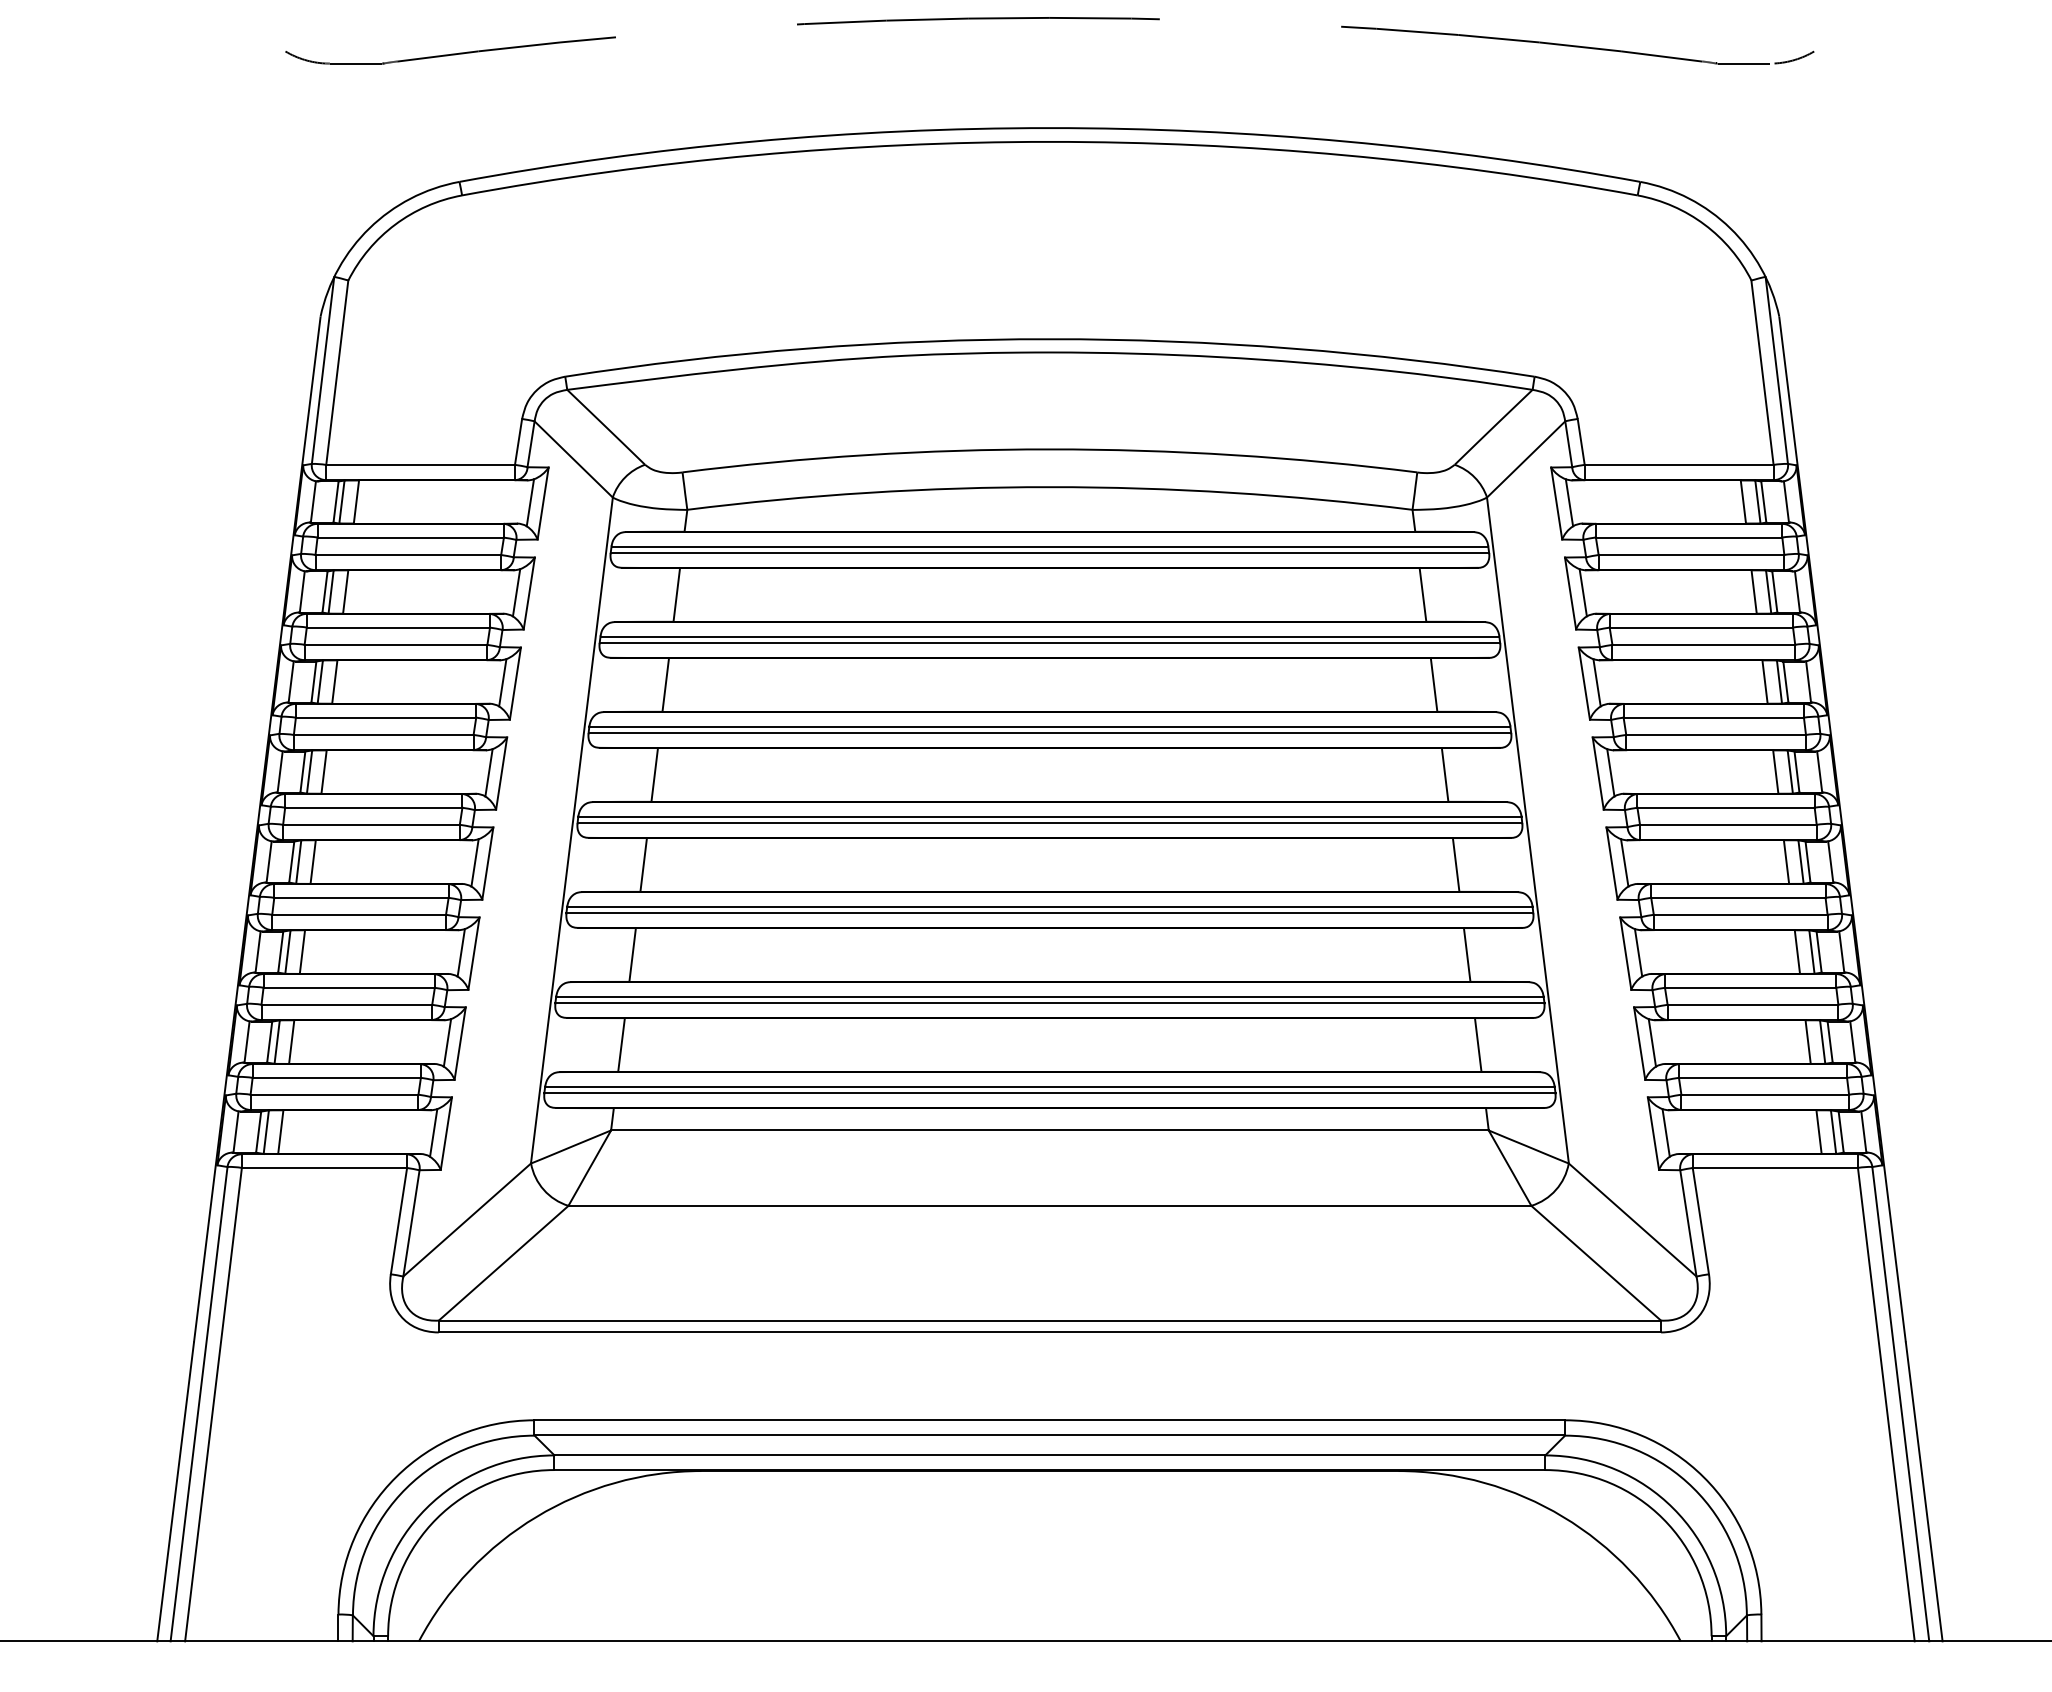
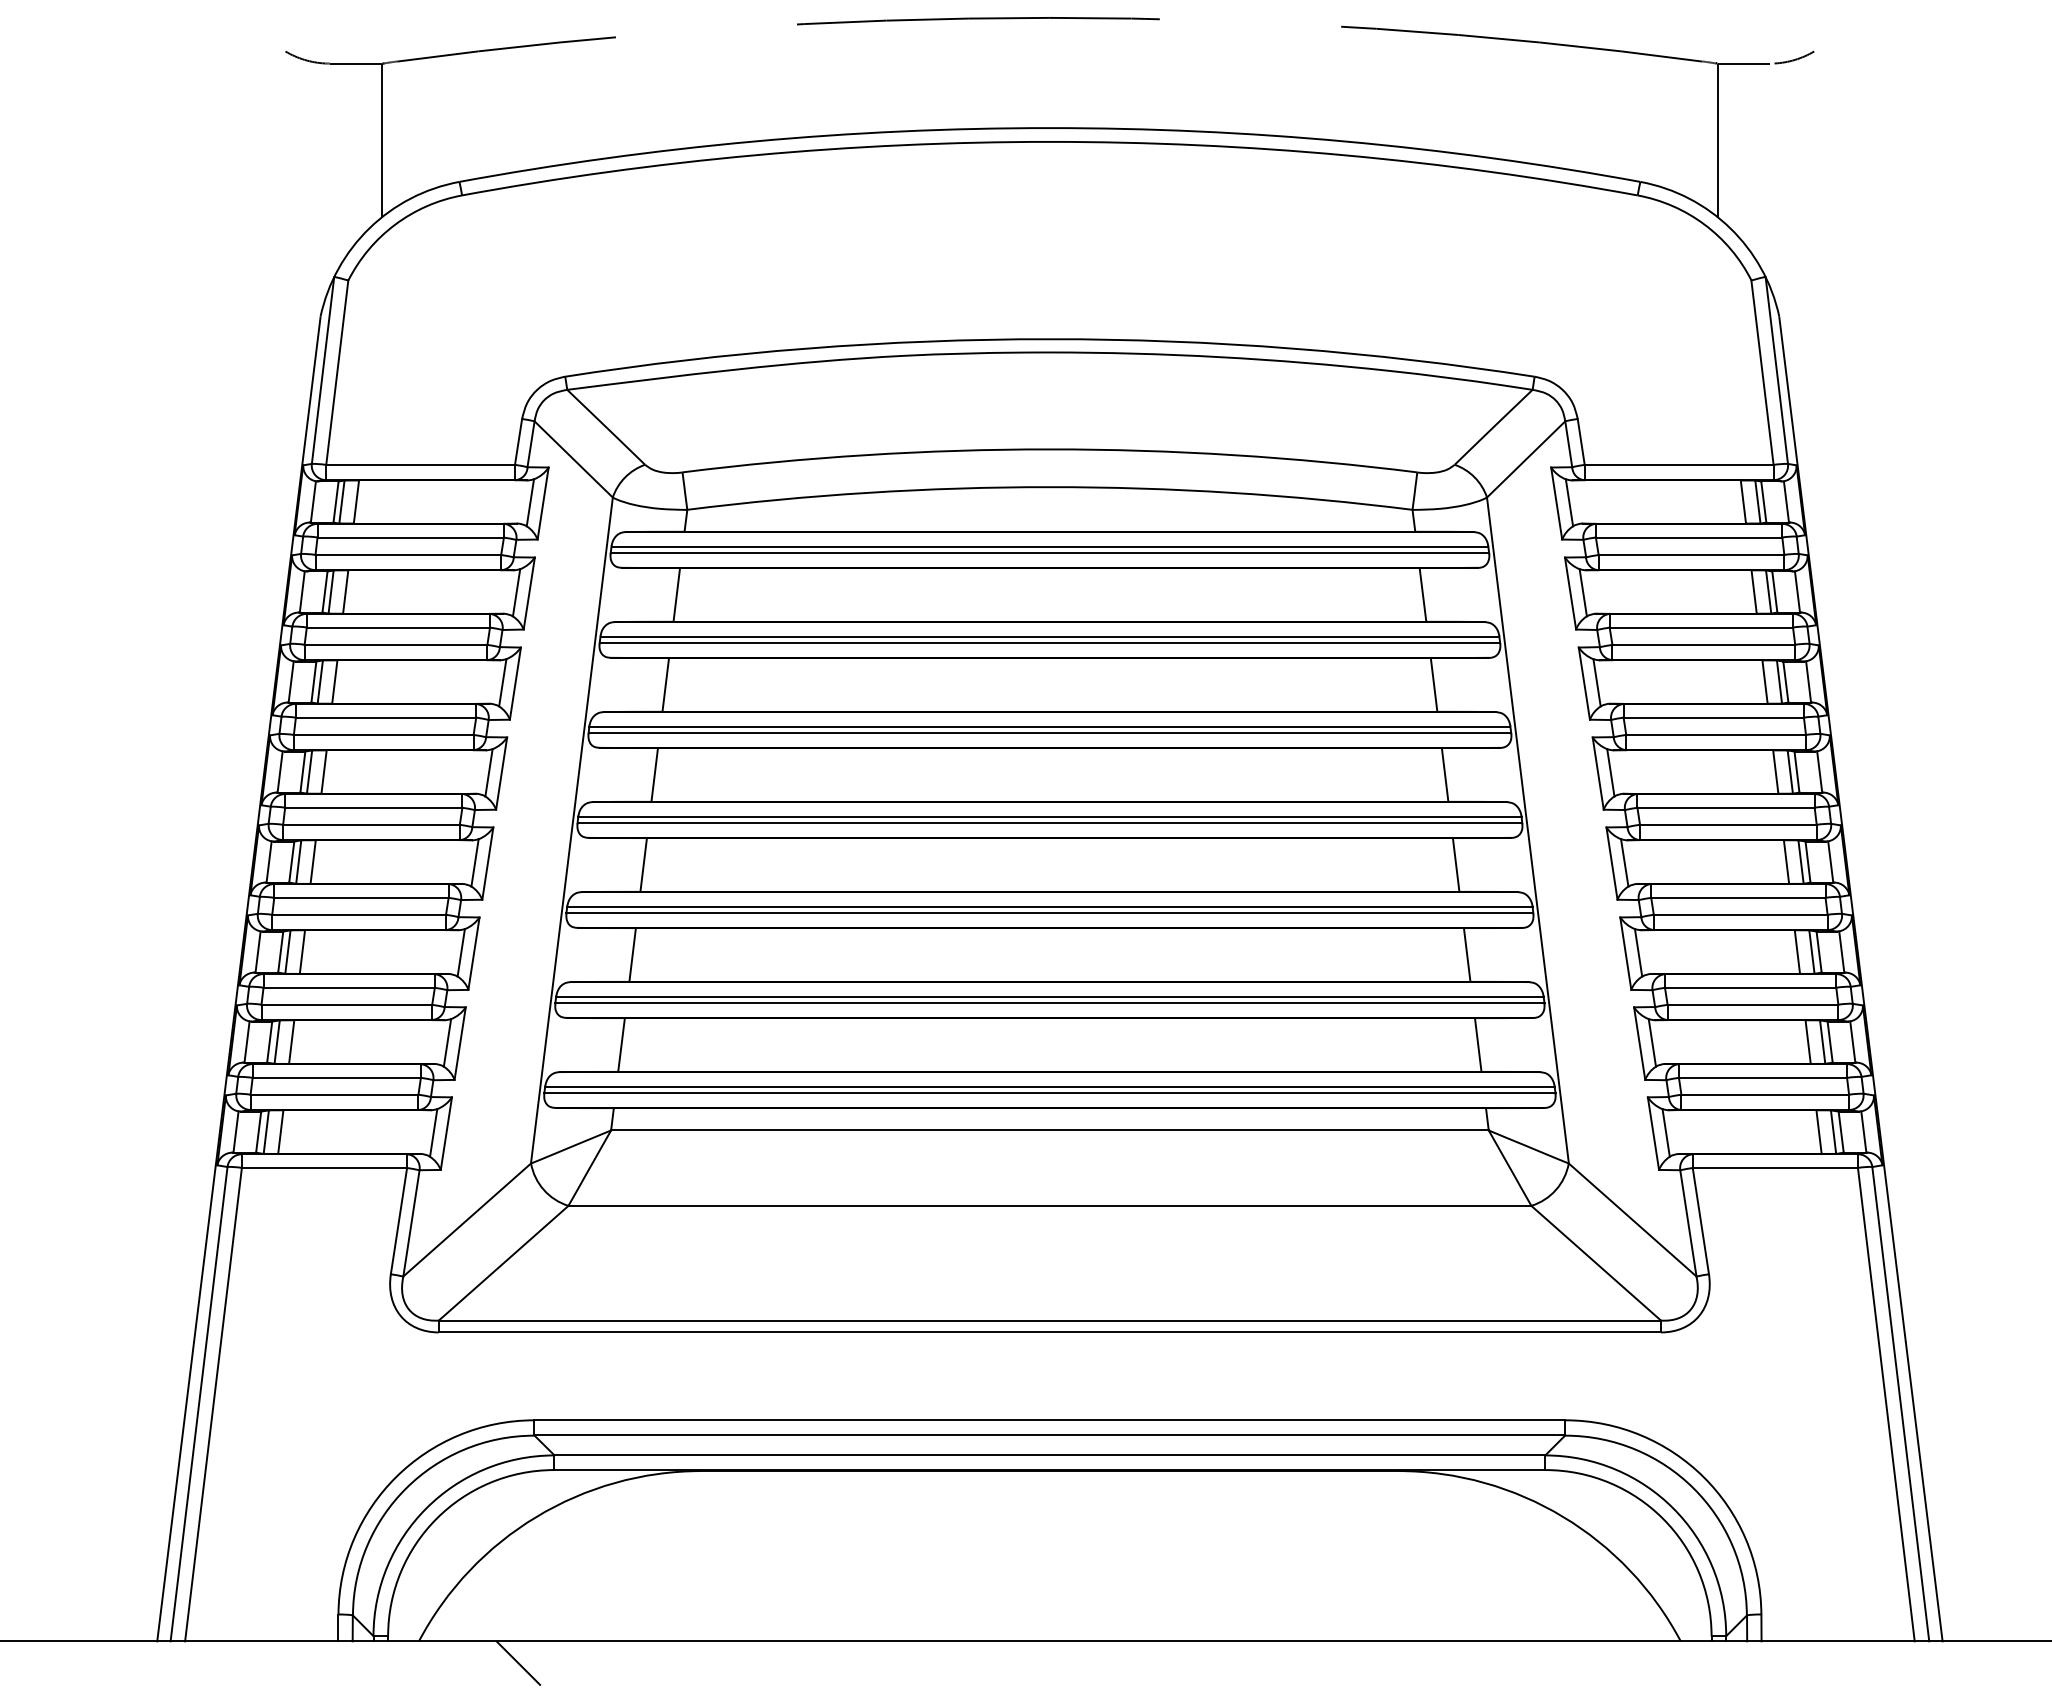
line: none -> present (382, 140)
line: none -> present (1717, 140)
line: none -> present (518, 1662)
